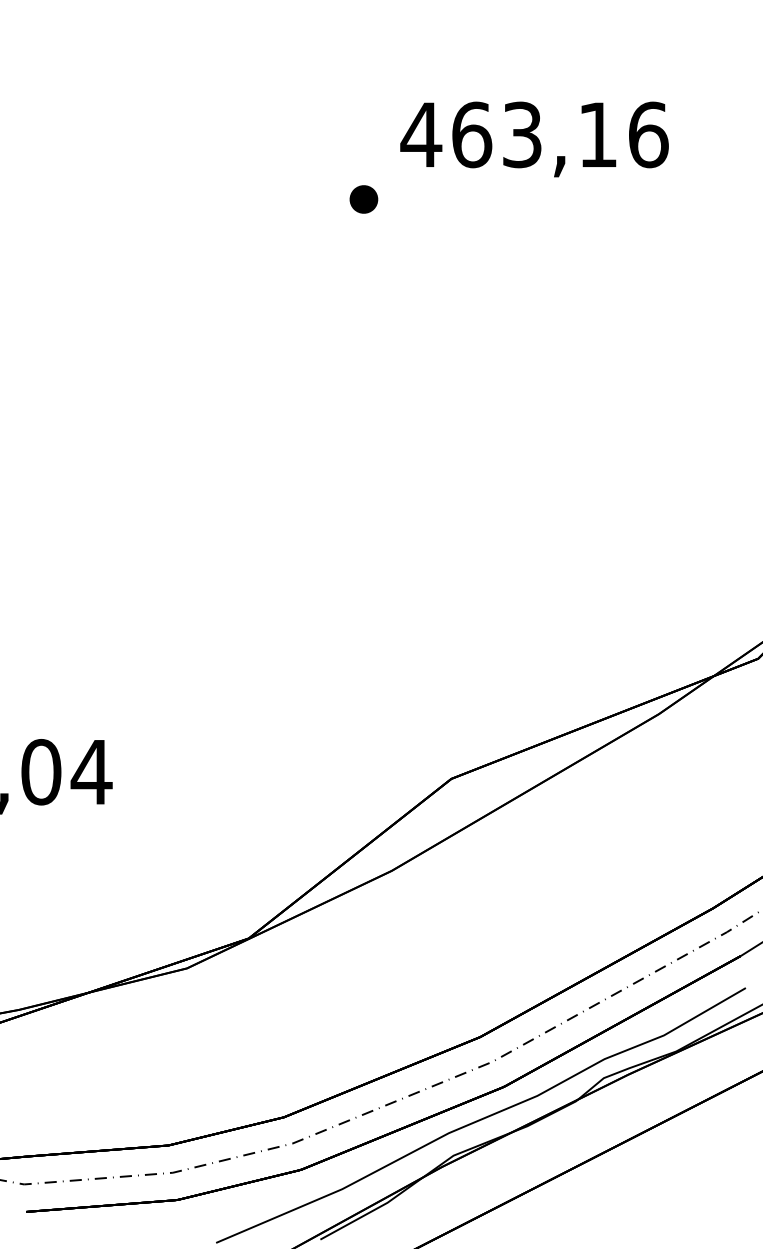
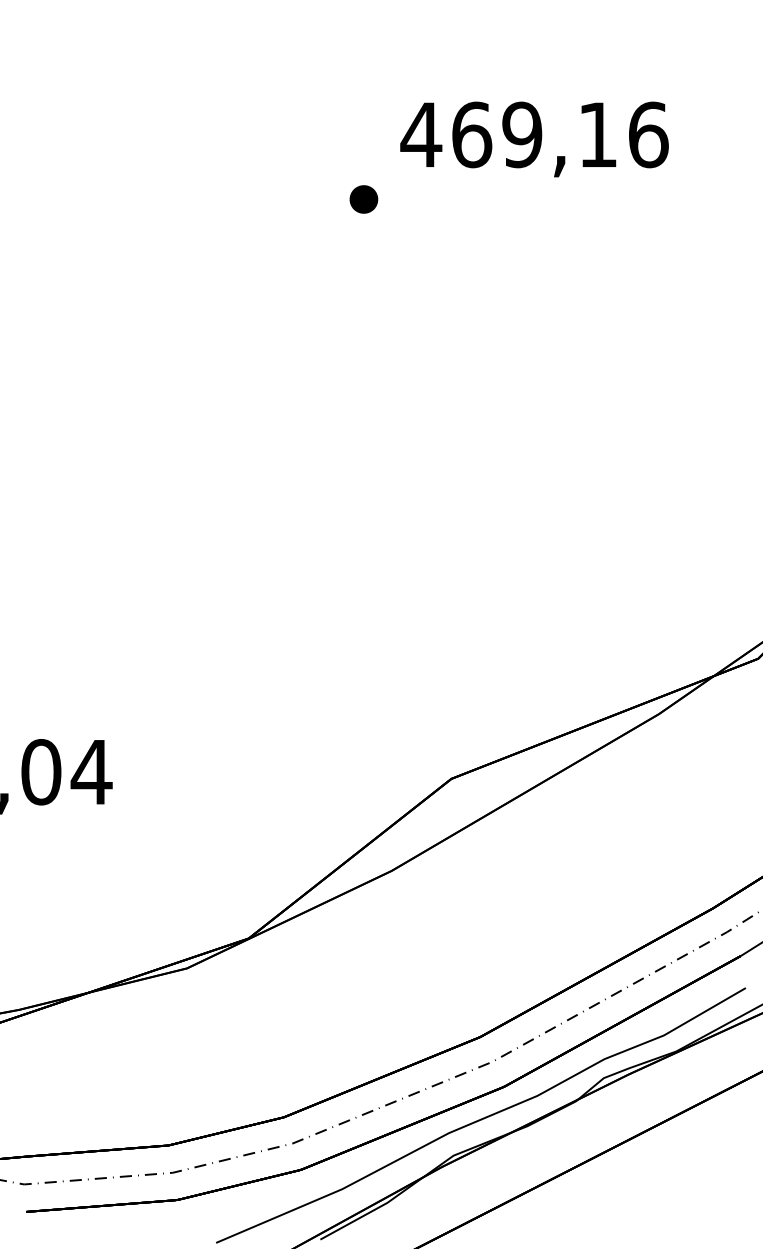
text: 463,16 -> 469,16 (522, 134)
